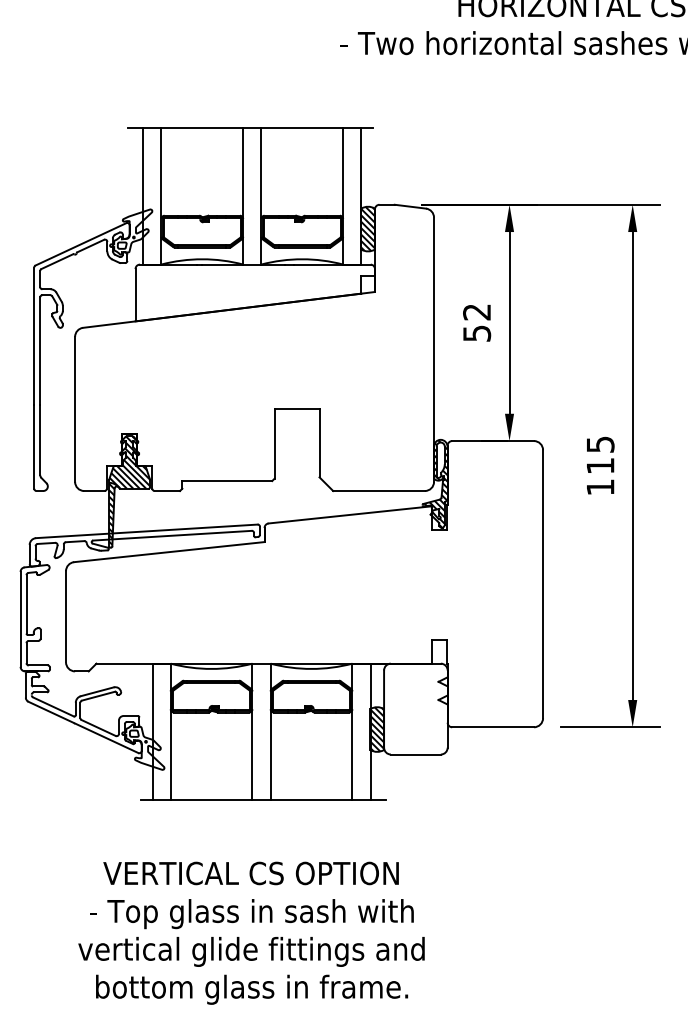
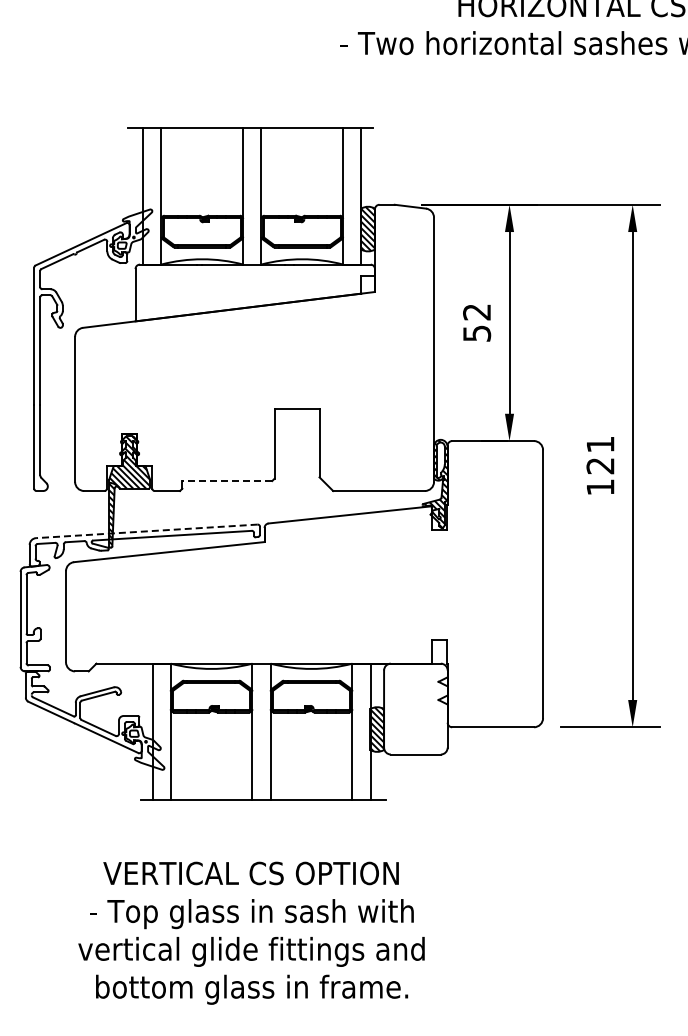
text: 115 -> 121 (600, 455)
line: solid -> dashed (227, 481)
line: solid -> dashed (146, 531)
